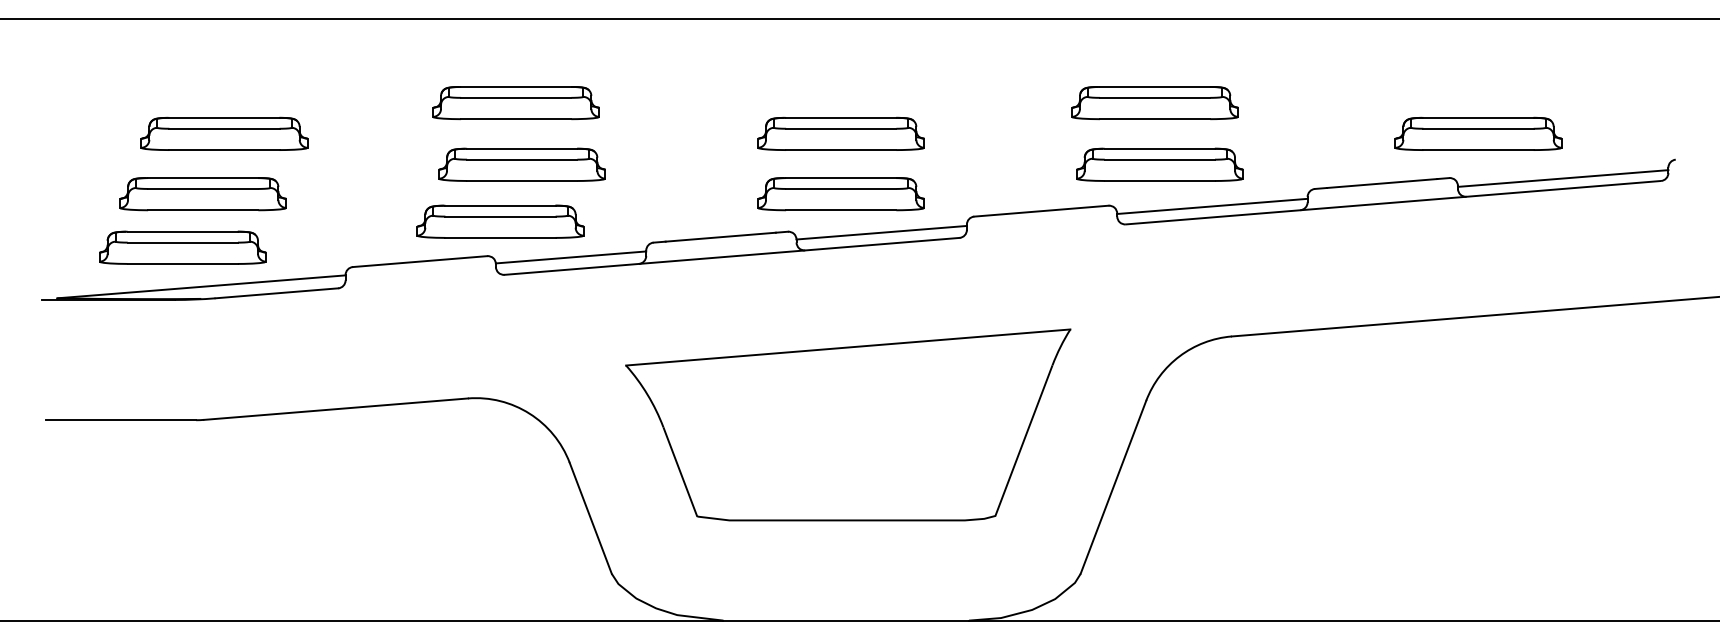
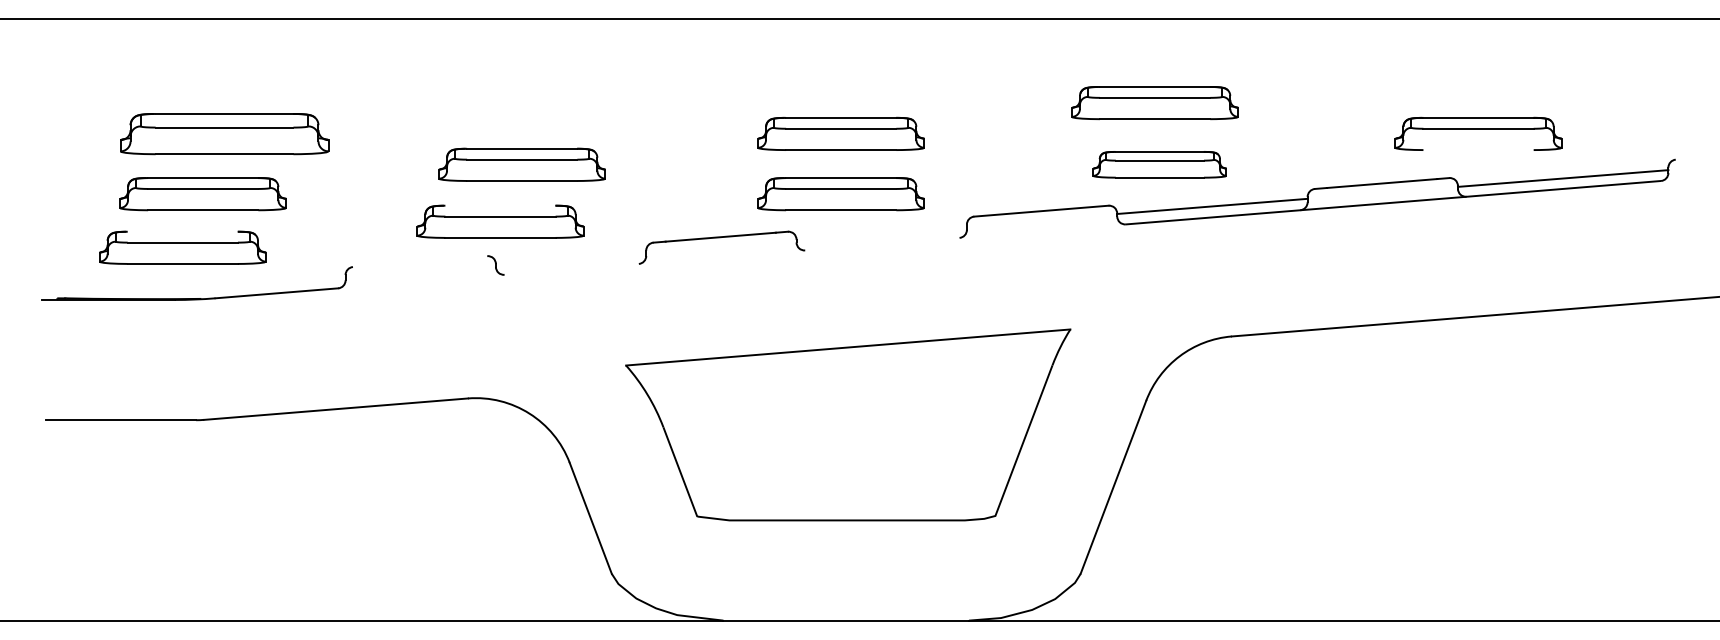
part: present -> none (515, 103)
part size: 169x35 px -> 210x43 px (224, 134)
line: present -> none (1478, 150)
part size: 168x35 px -> 135x28 px (1159, 164)
line: present -> none (500, 205)
line: present -> none (182, 231)
line: present -> none (881, 232)
line: present -> none (731, 255)
line: present -> none (570, 257)
line: present -> none (419, 261)
line: present -> none (201, 286)
